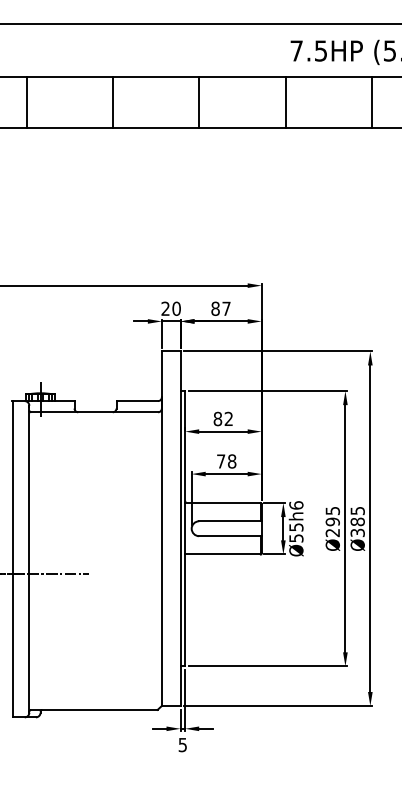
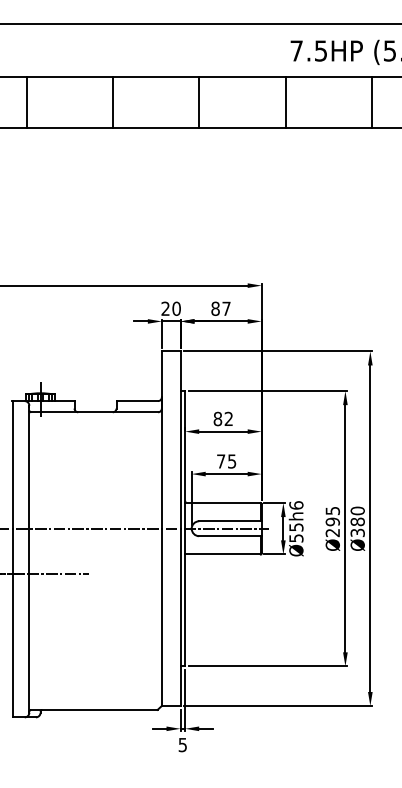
text: 78 -> 75 (232, 461)
text: Ø385 -> Ø380 (357, 510)
line: none -> present (135, 528)
